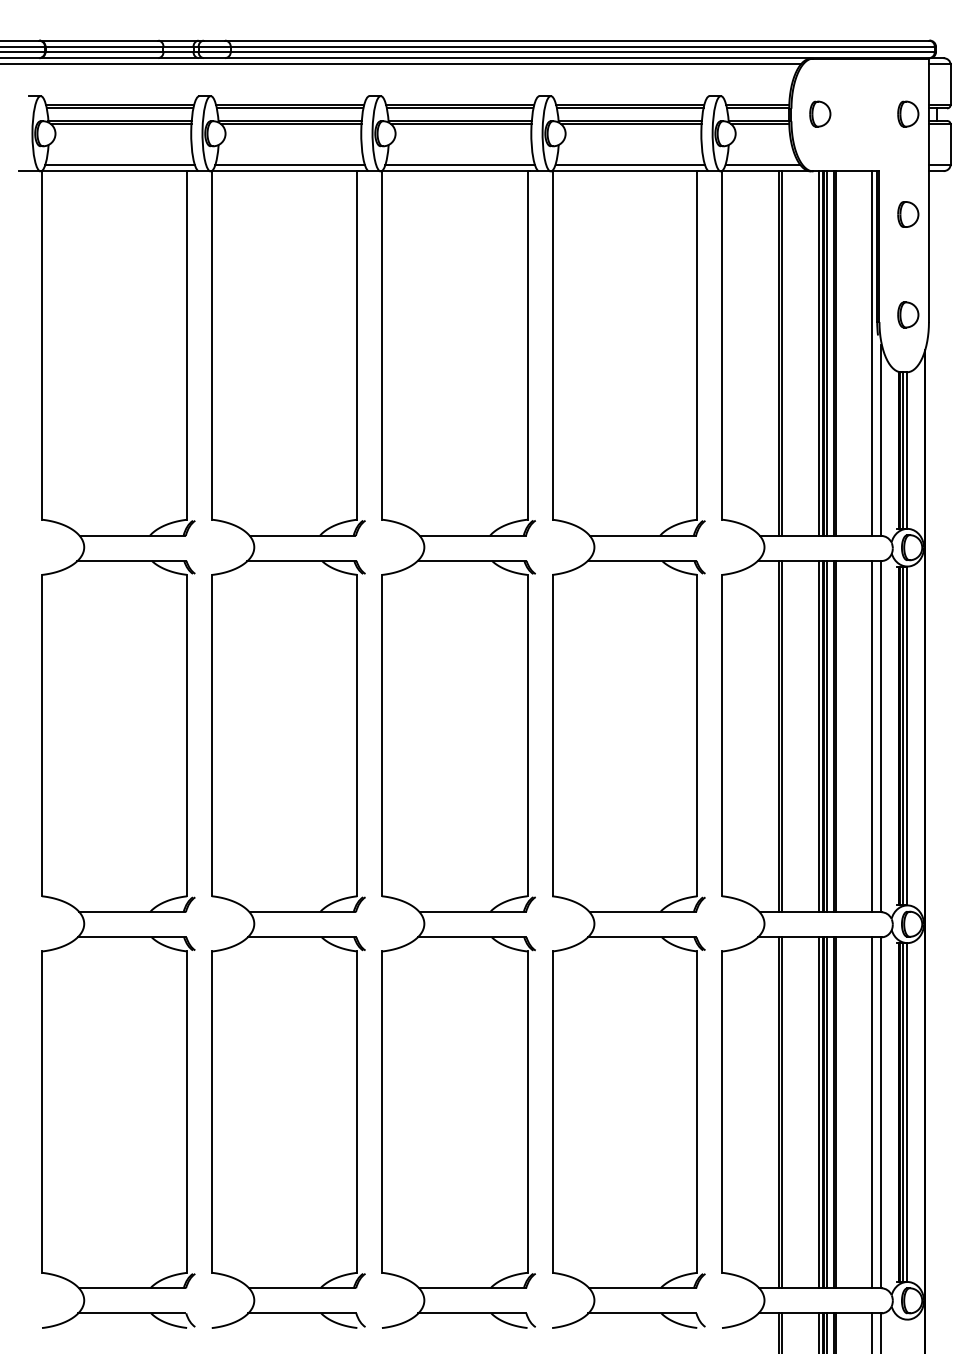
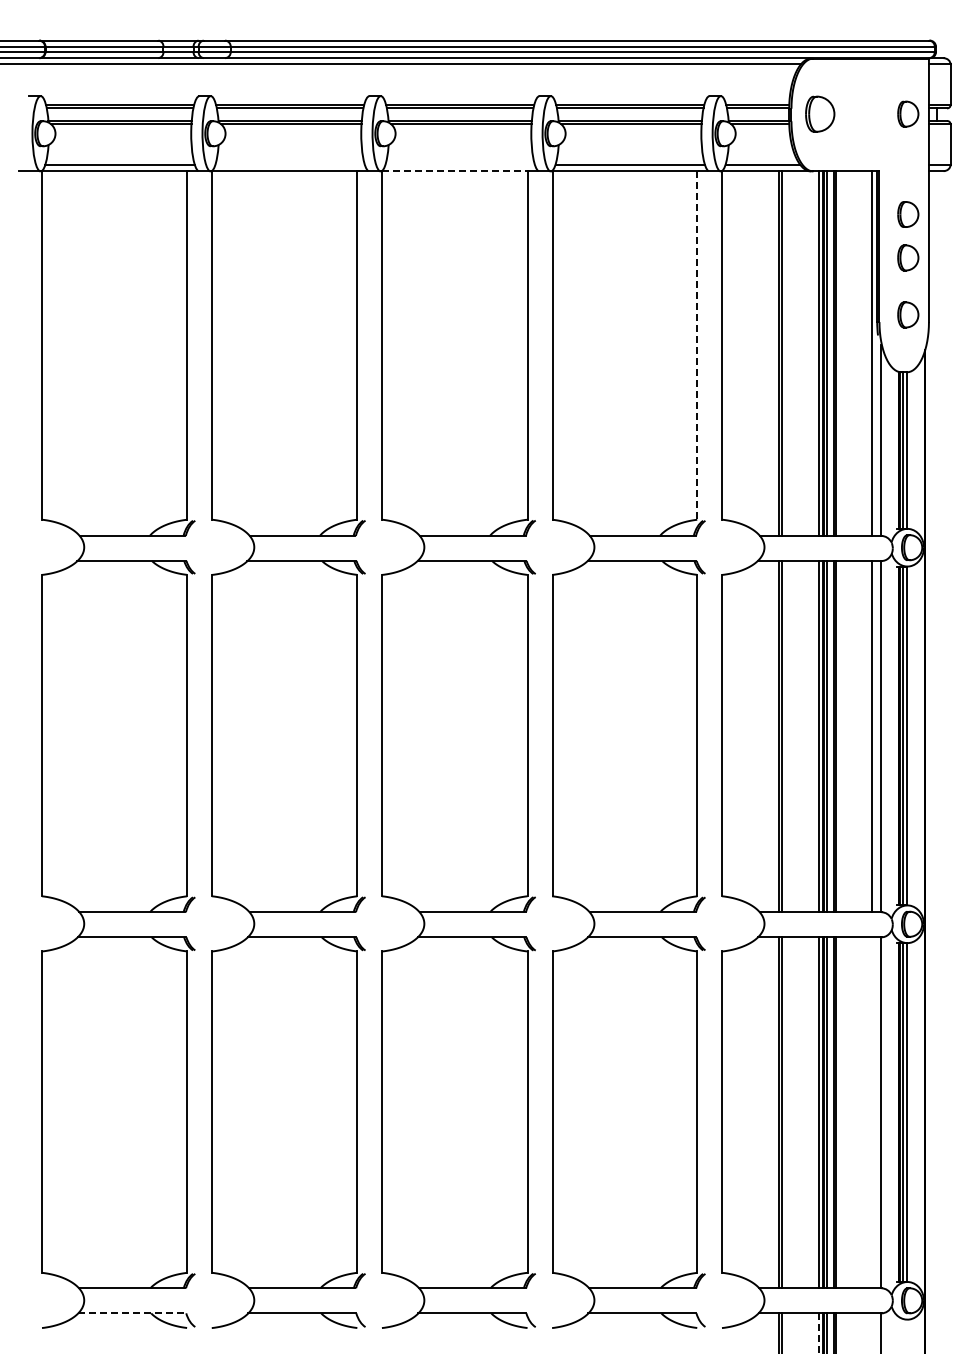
part size: 23x28 px -> 31x38 px (820, 113)
line: present -> none (289, 164)
line: present -> none (459, 164)
line: solid -> dashed (456, 171)
part: none -> present (908, 257)
line: solid -> dashed (697, 346)
line: present -> none (872, 1112)
line: solid -> dashed (131, 1313)
line: present -> none (872, 1331)
line: solid -> dashed (818, 1333)
